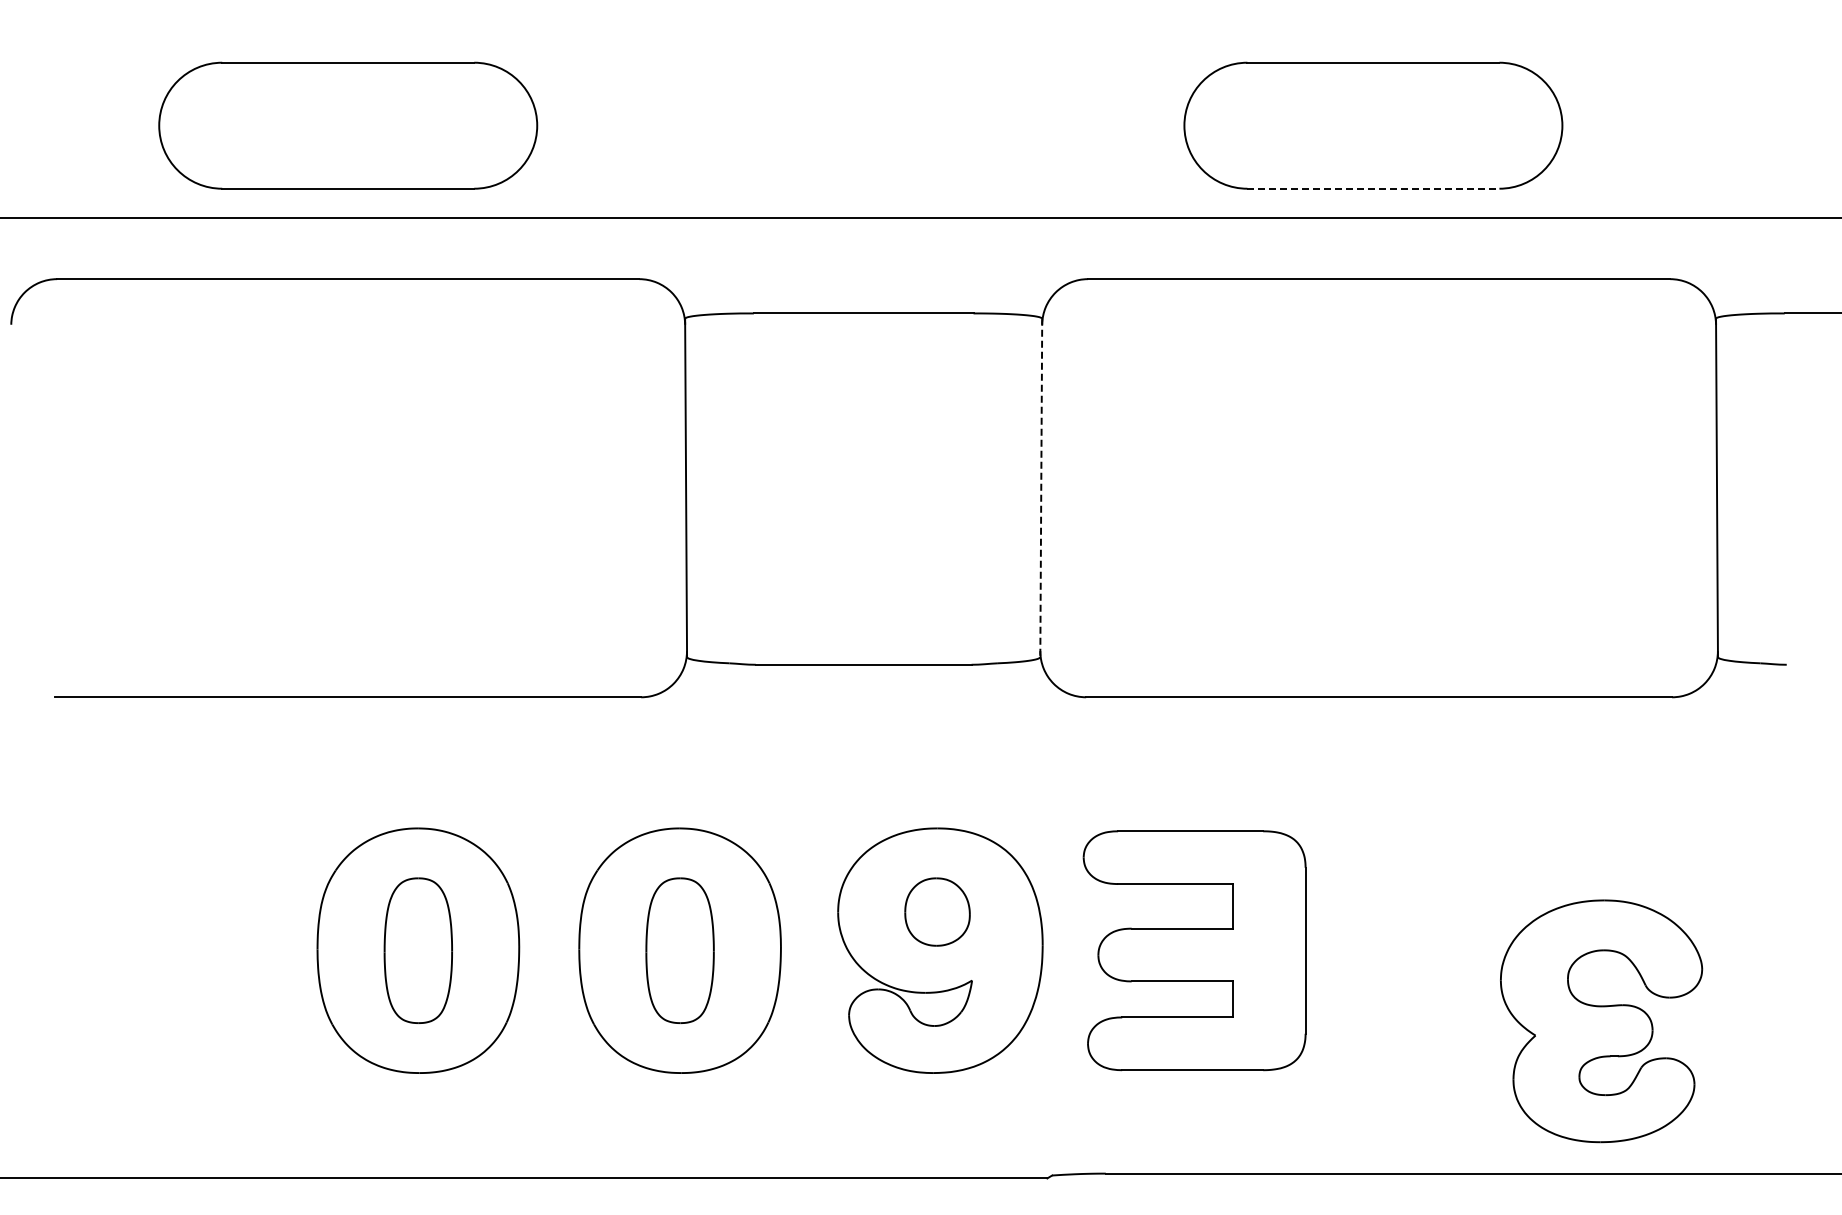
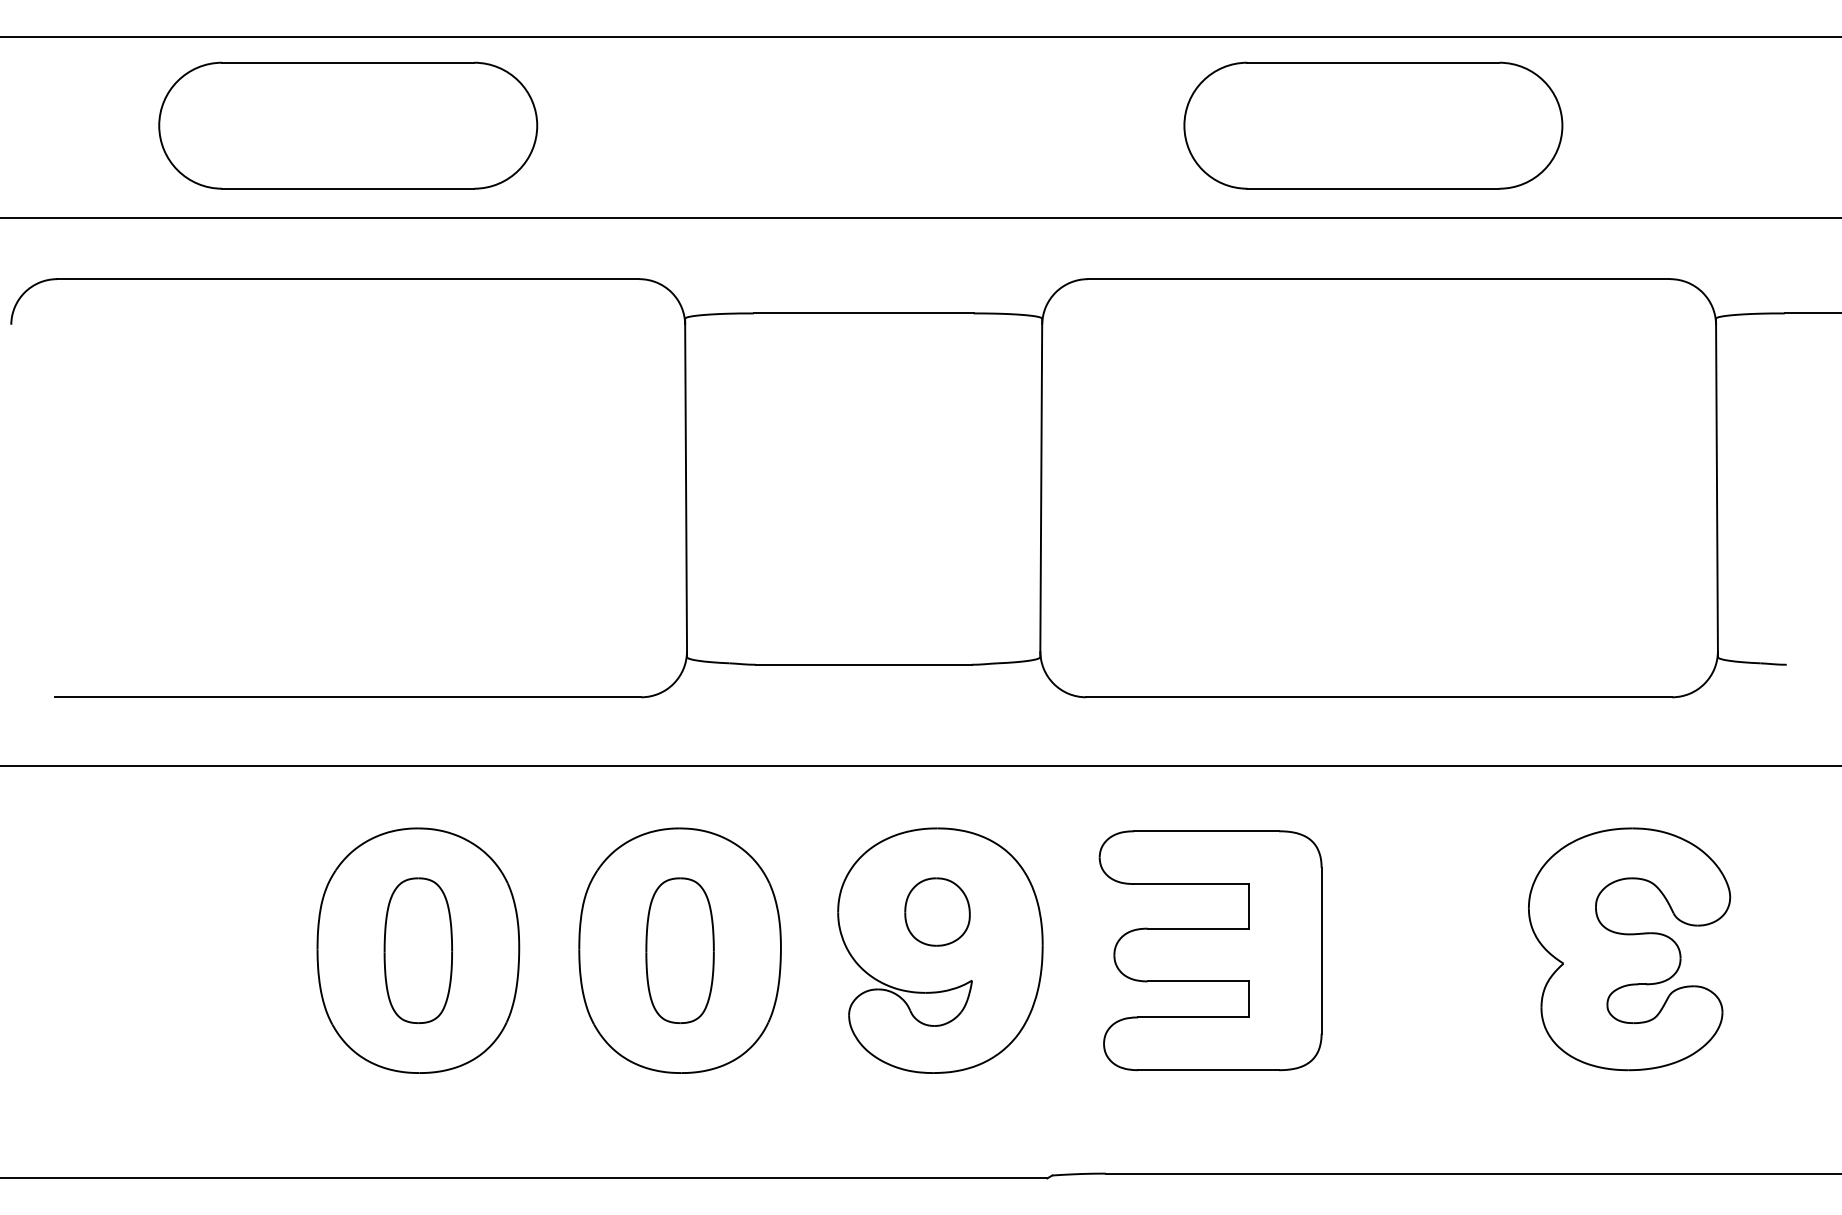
line: none -> present (920, 36)
line: dashed -> solid (1373, 188)
line: dashed -> solid (1041, 488)
line: none -> present (920, 766)
part position: (1194, 950) -> (1210, 950) (1210, 950)
part position: (1601, 1021) -> (1629, 949) (1629, 949)
